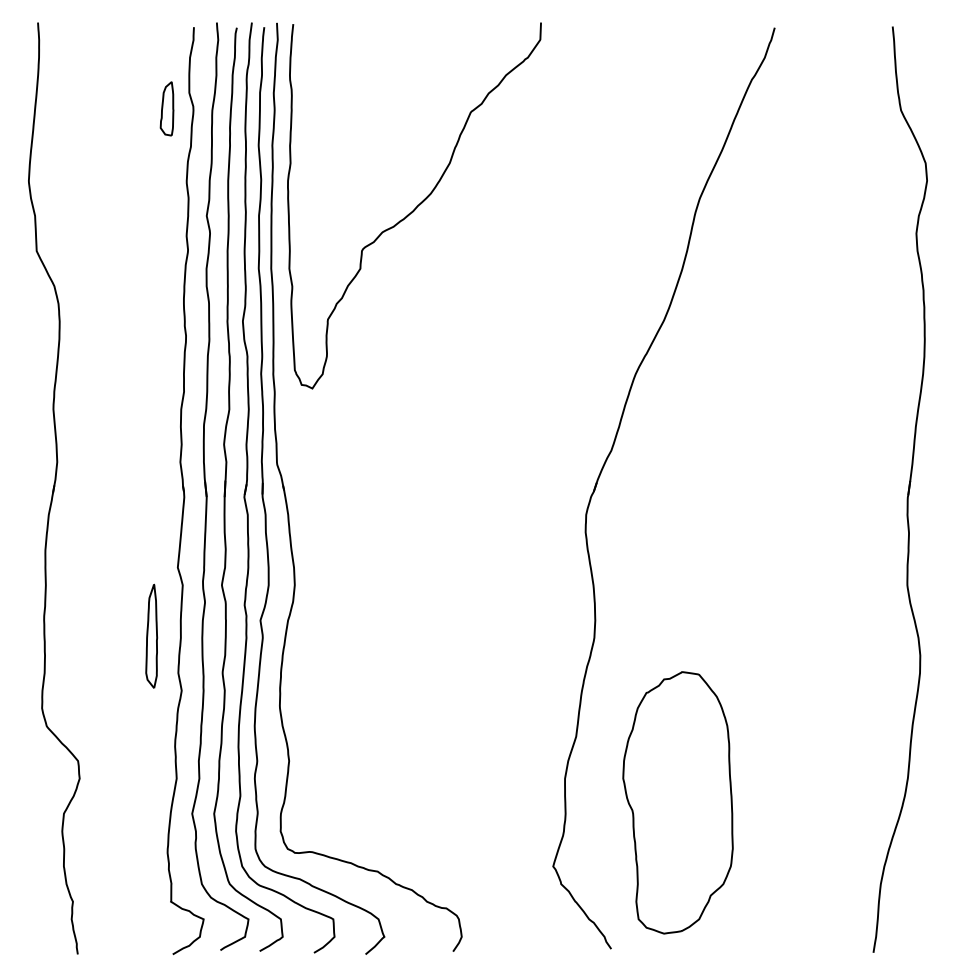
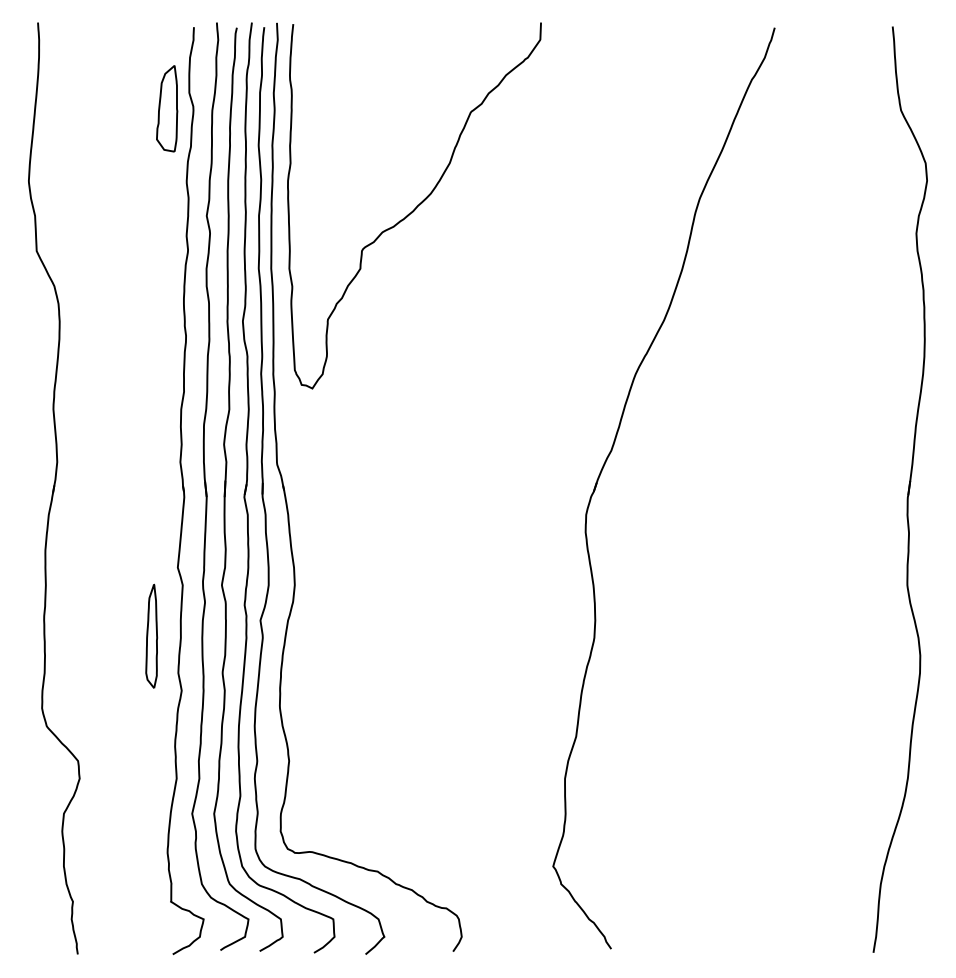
part size: 16x56 px -> 23x88 px (167, 108)
part: present -> none (677, 802)
